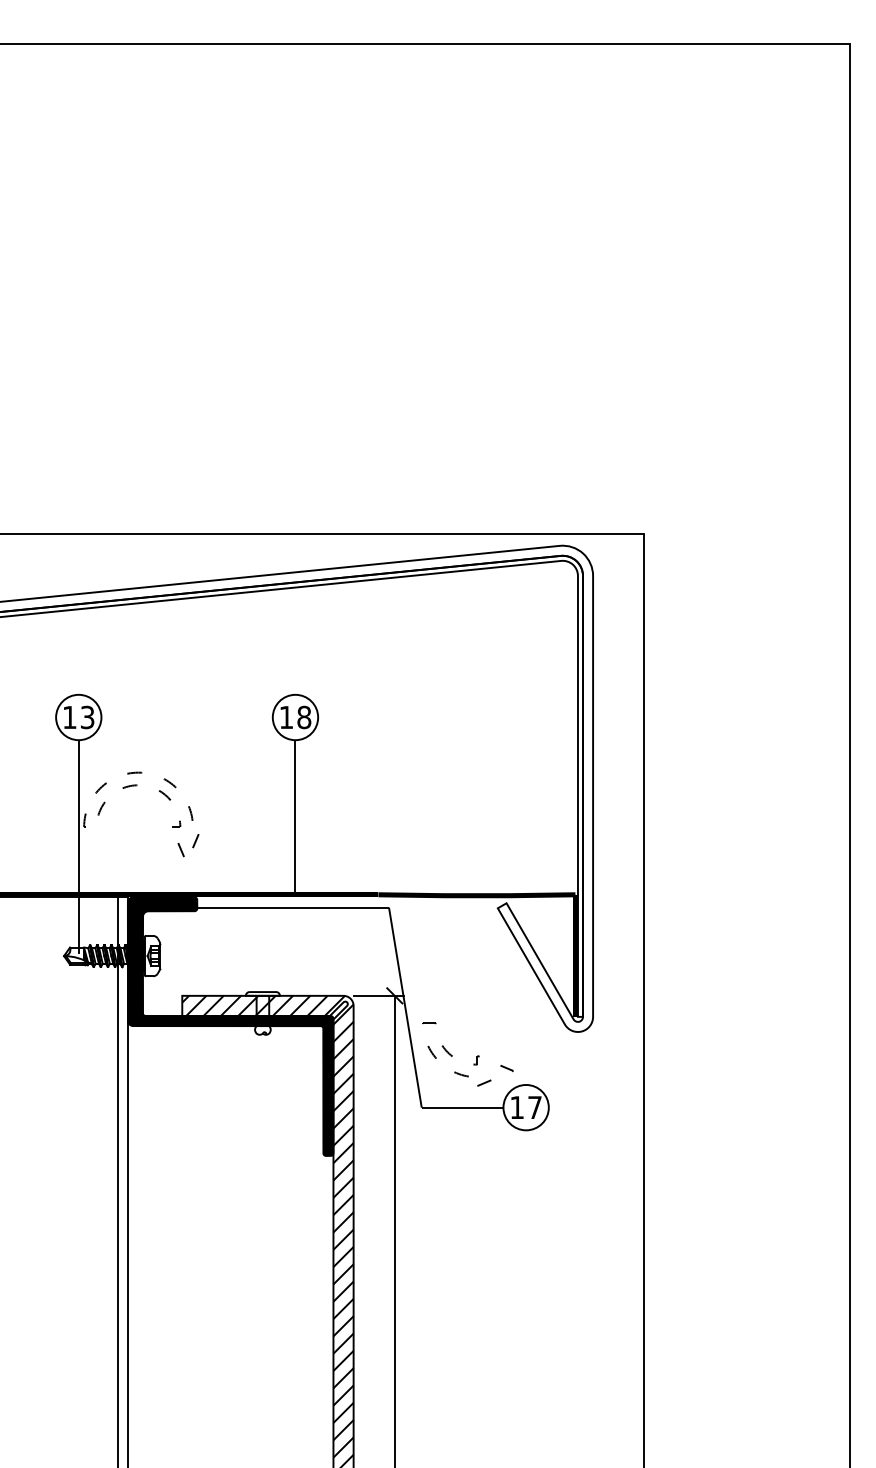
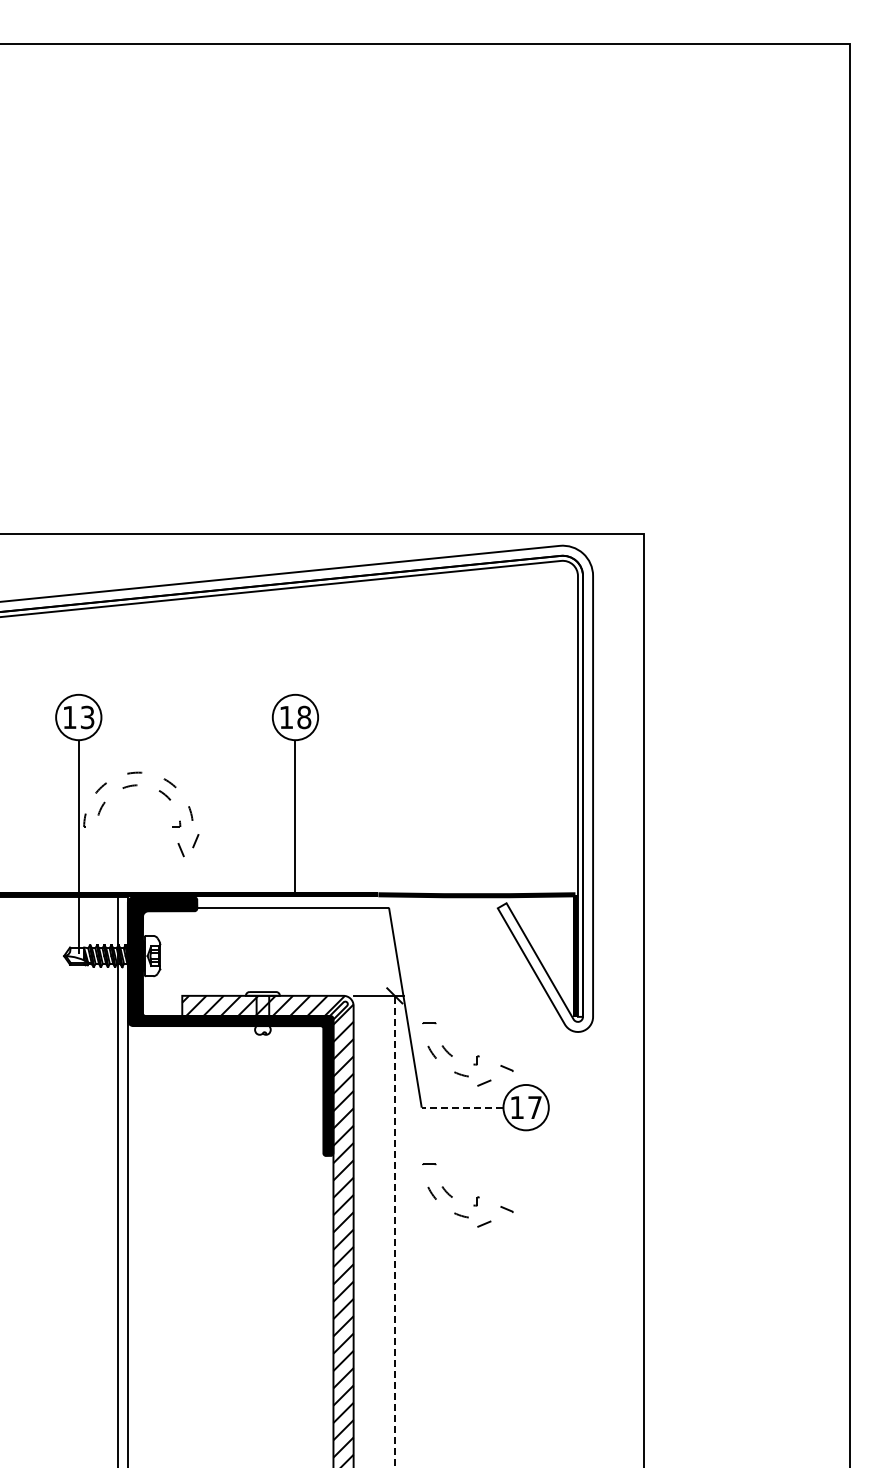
line: solid -> dashed (462, 1107)
part: none -> present (476, 1197)
line: solid -> dashed (394, 1231)
